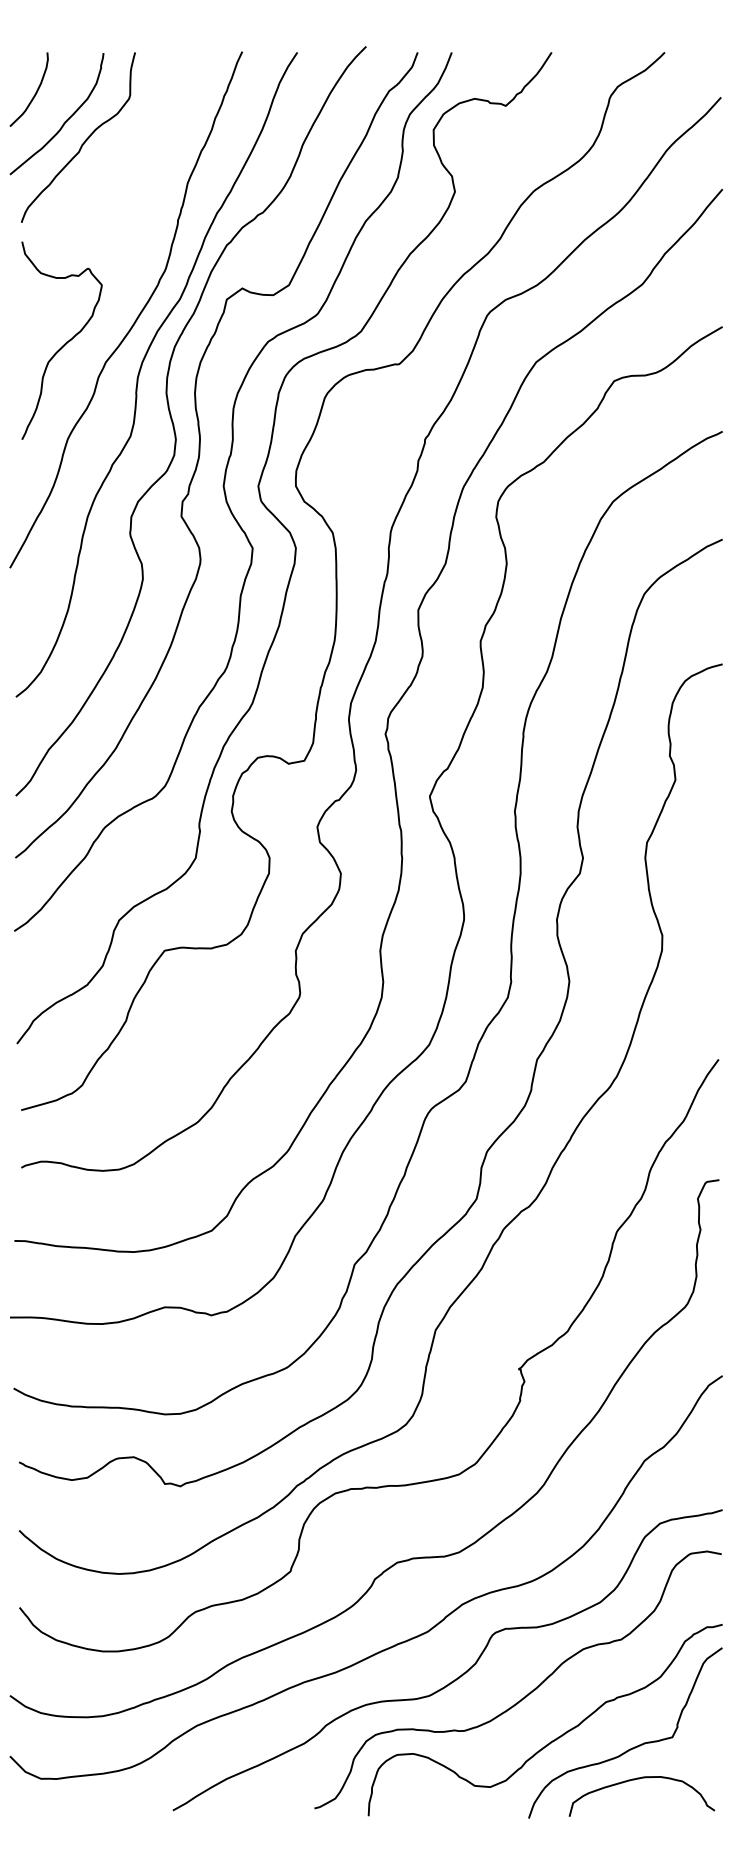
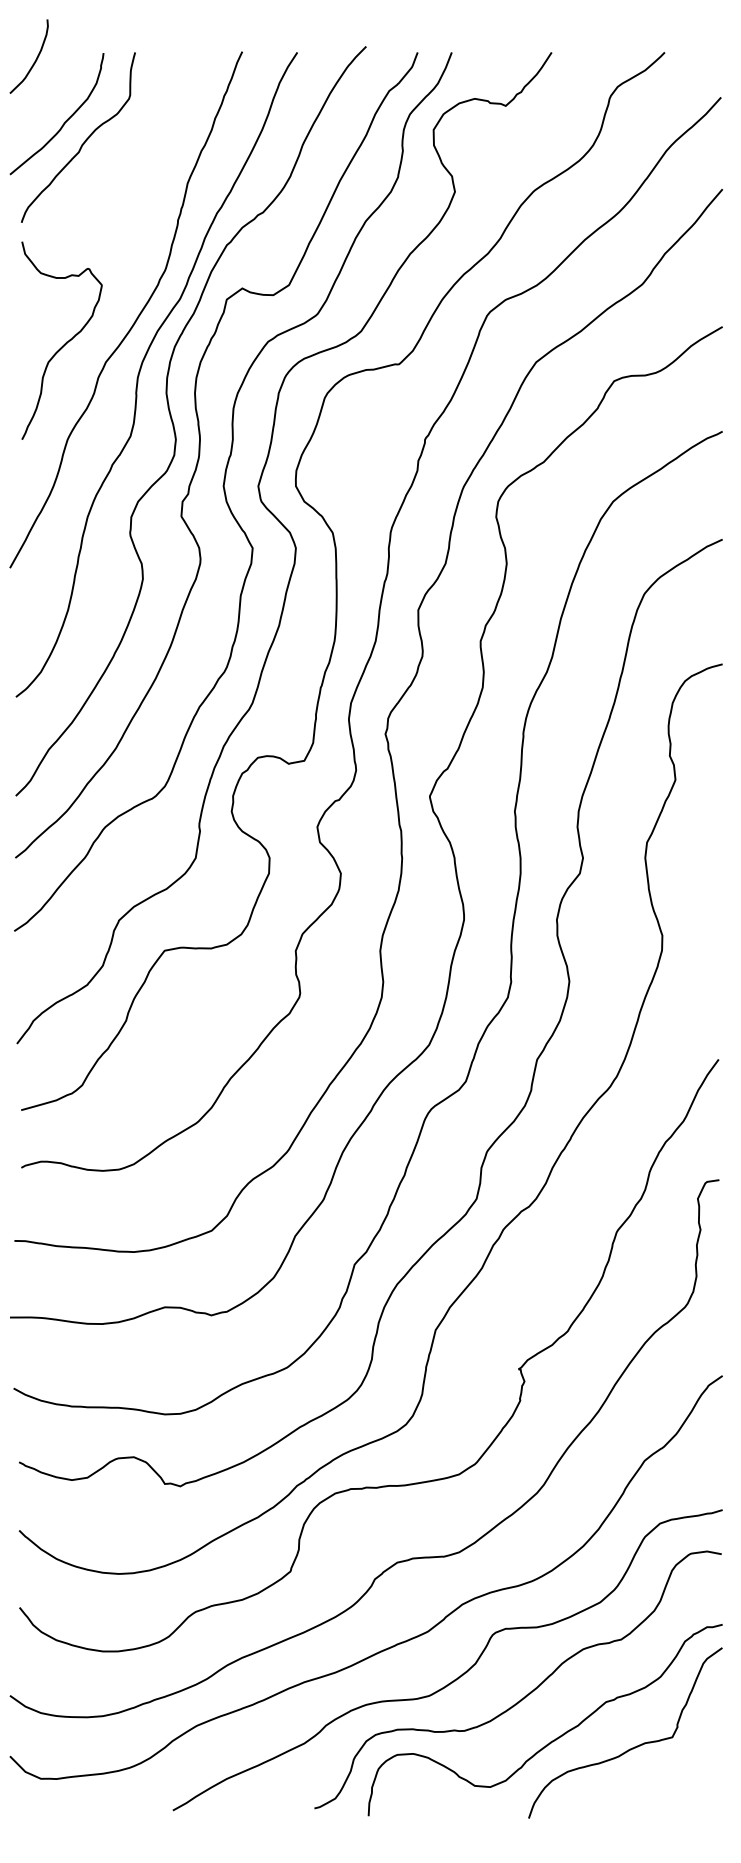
curve position: (35, 92) -> (35, 59) (35, 59)
curve: present -> none (639, 1779)
